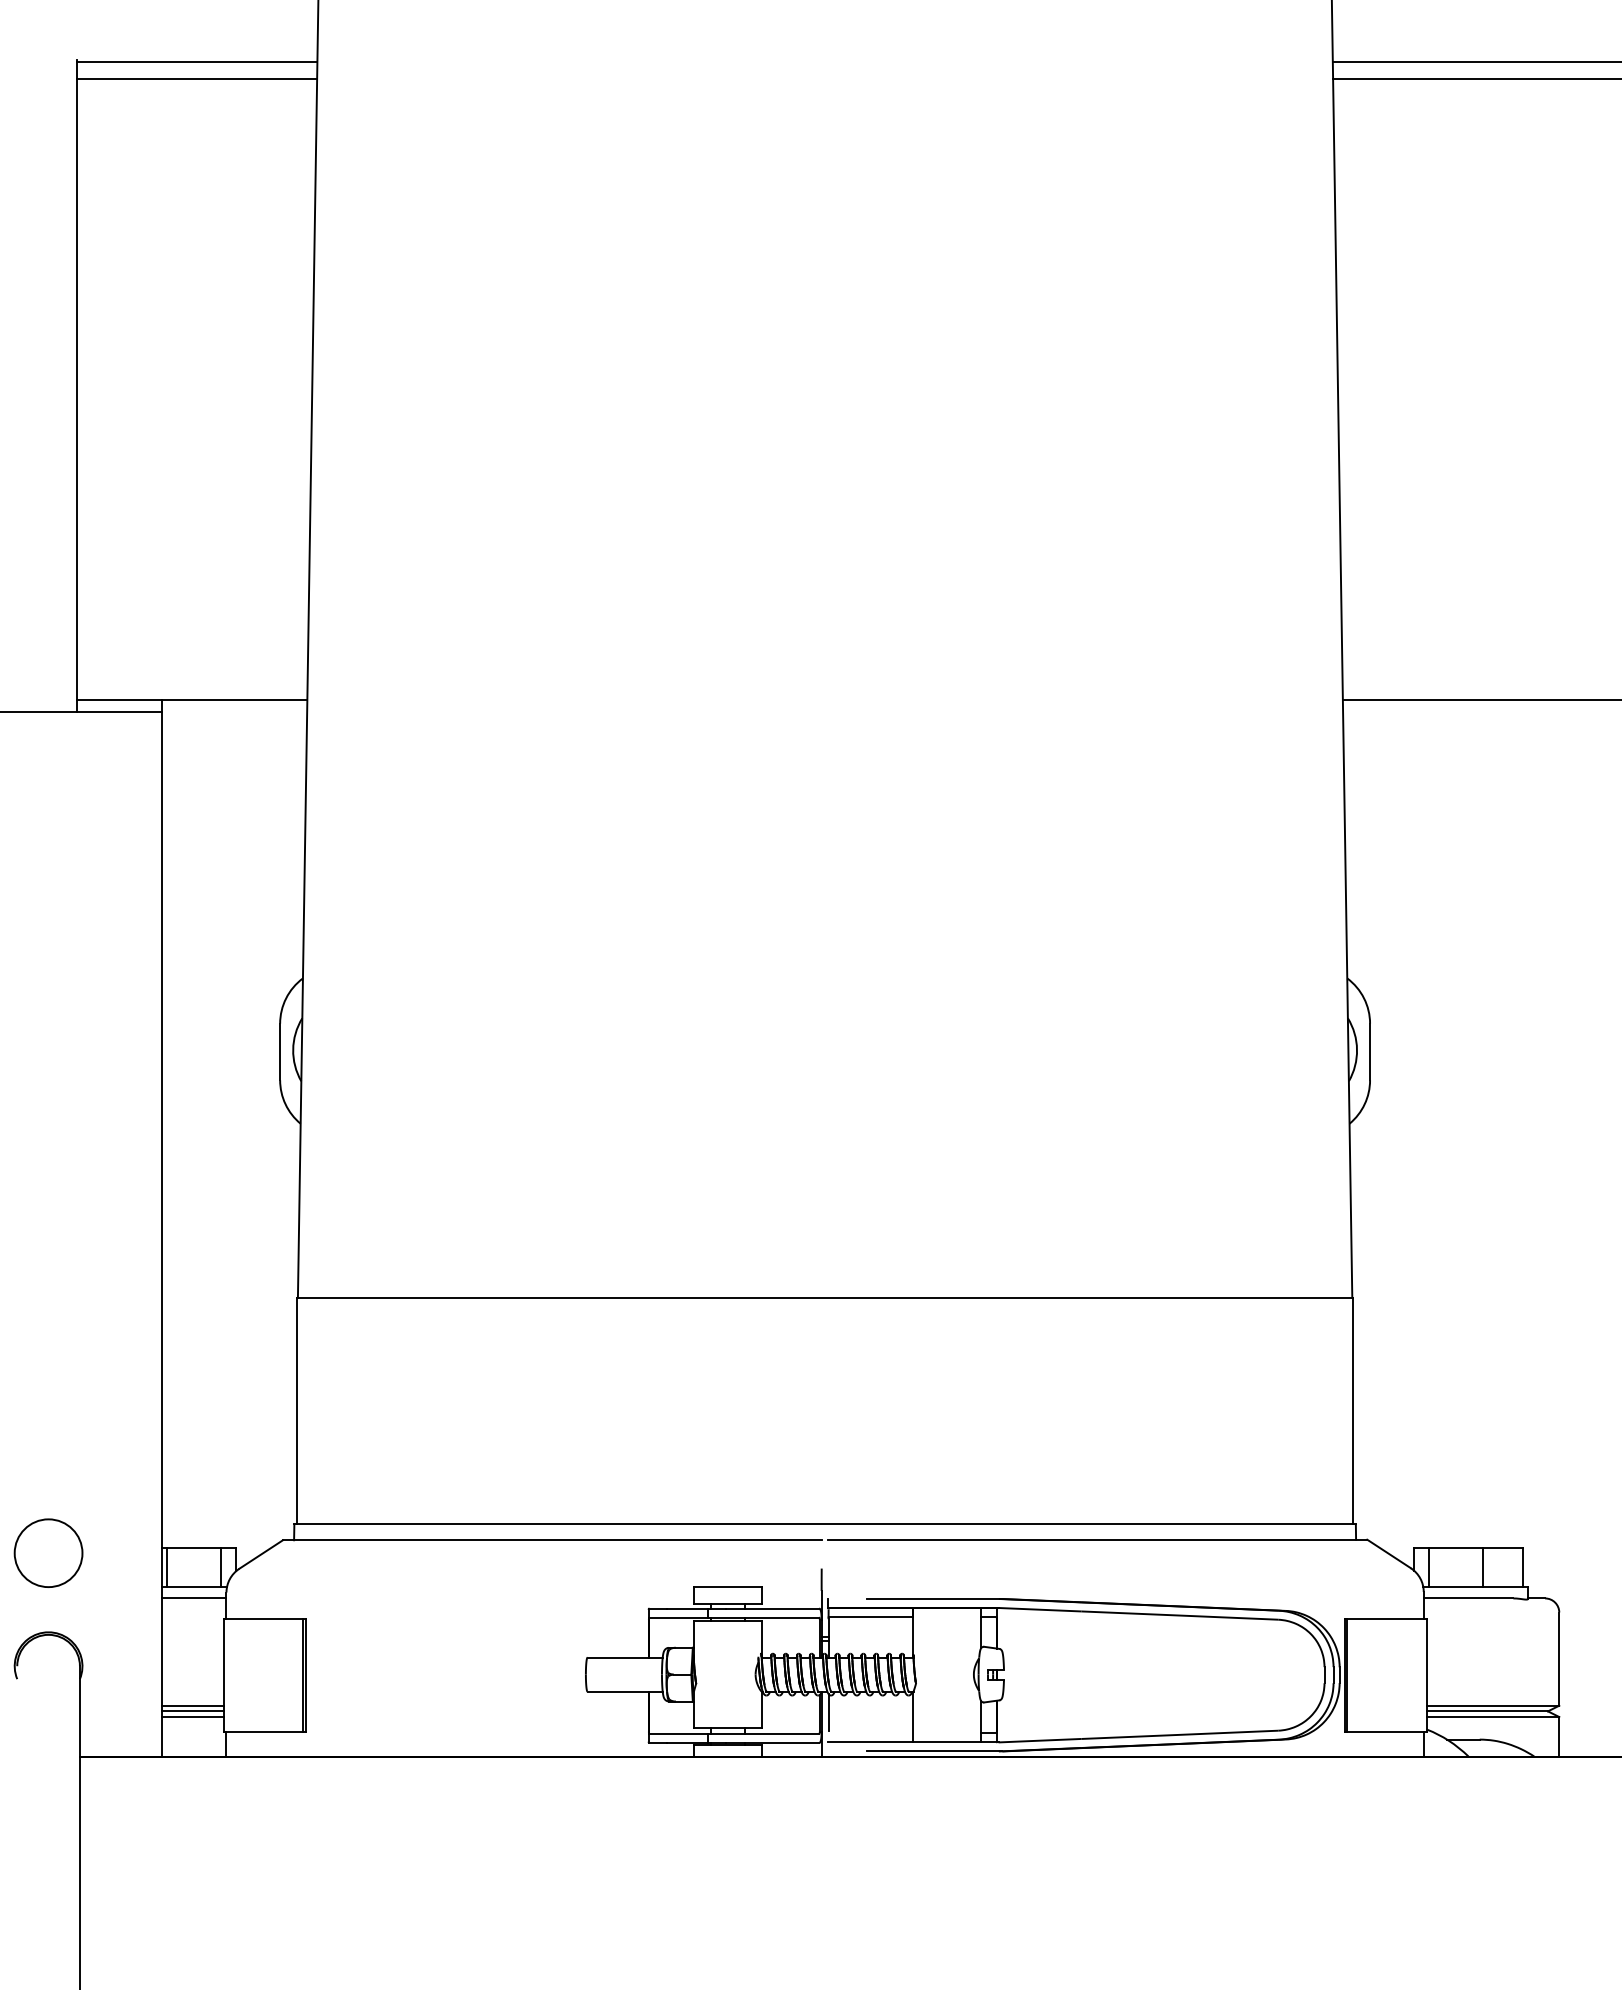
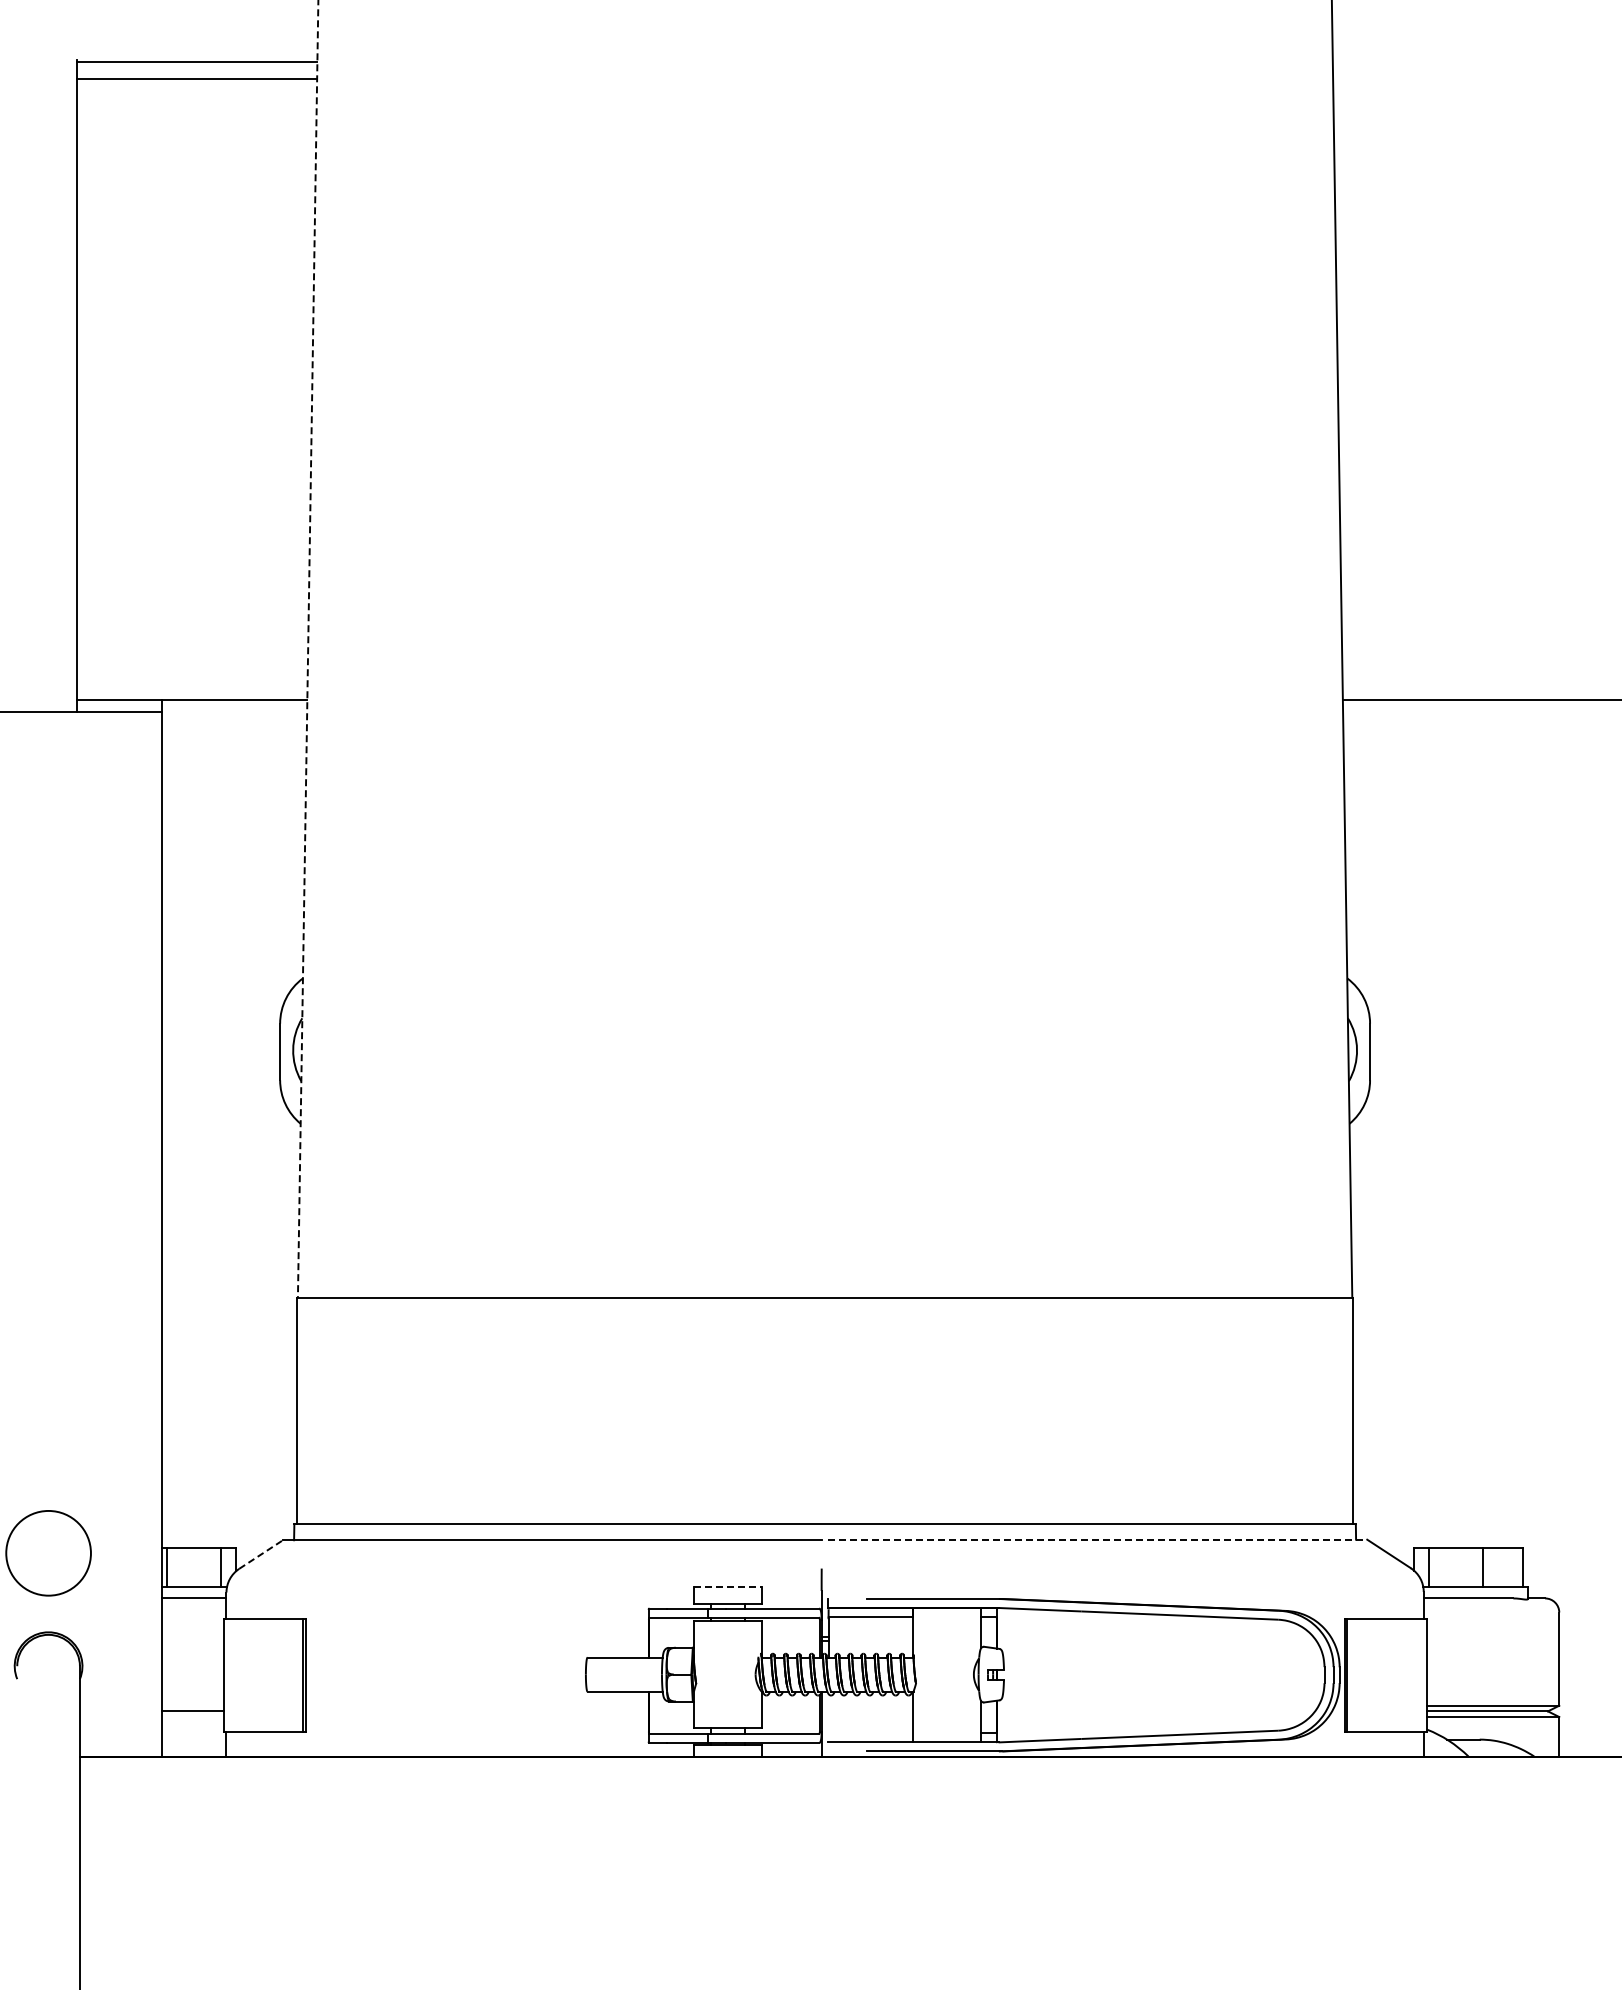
line: present -> none (1475, 62)
line: present -> none (1475, 79)
line: solid -> dashed (308, 649)
line: solid -> dashed (1098, 1539)
circle size: 71x70 px -> 87x87 px (48, 1553)
line: solid -> dashed (261, 1554)
line: solid -> dashed (728, 1587)
line: present -> none (192, 1705)
line: present -> none (828, 1712)
line: present -> none (192, 1717)
